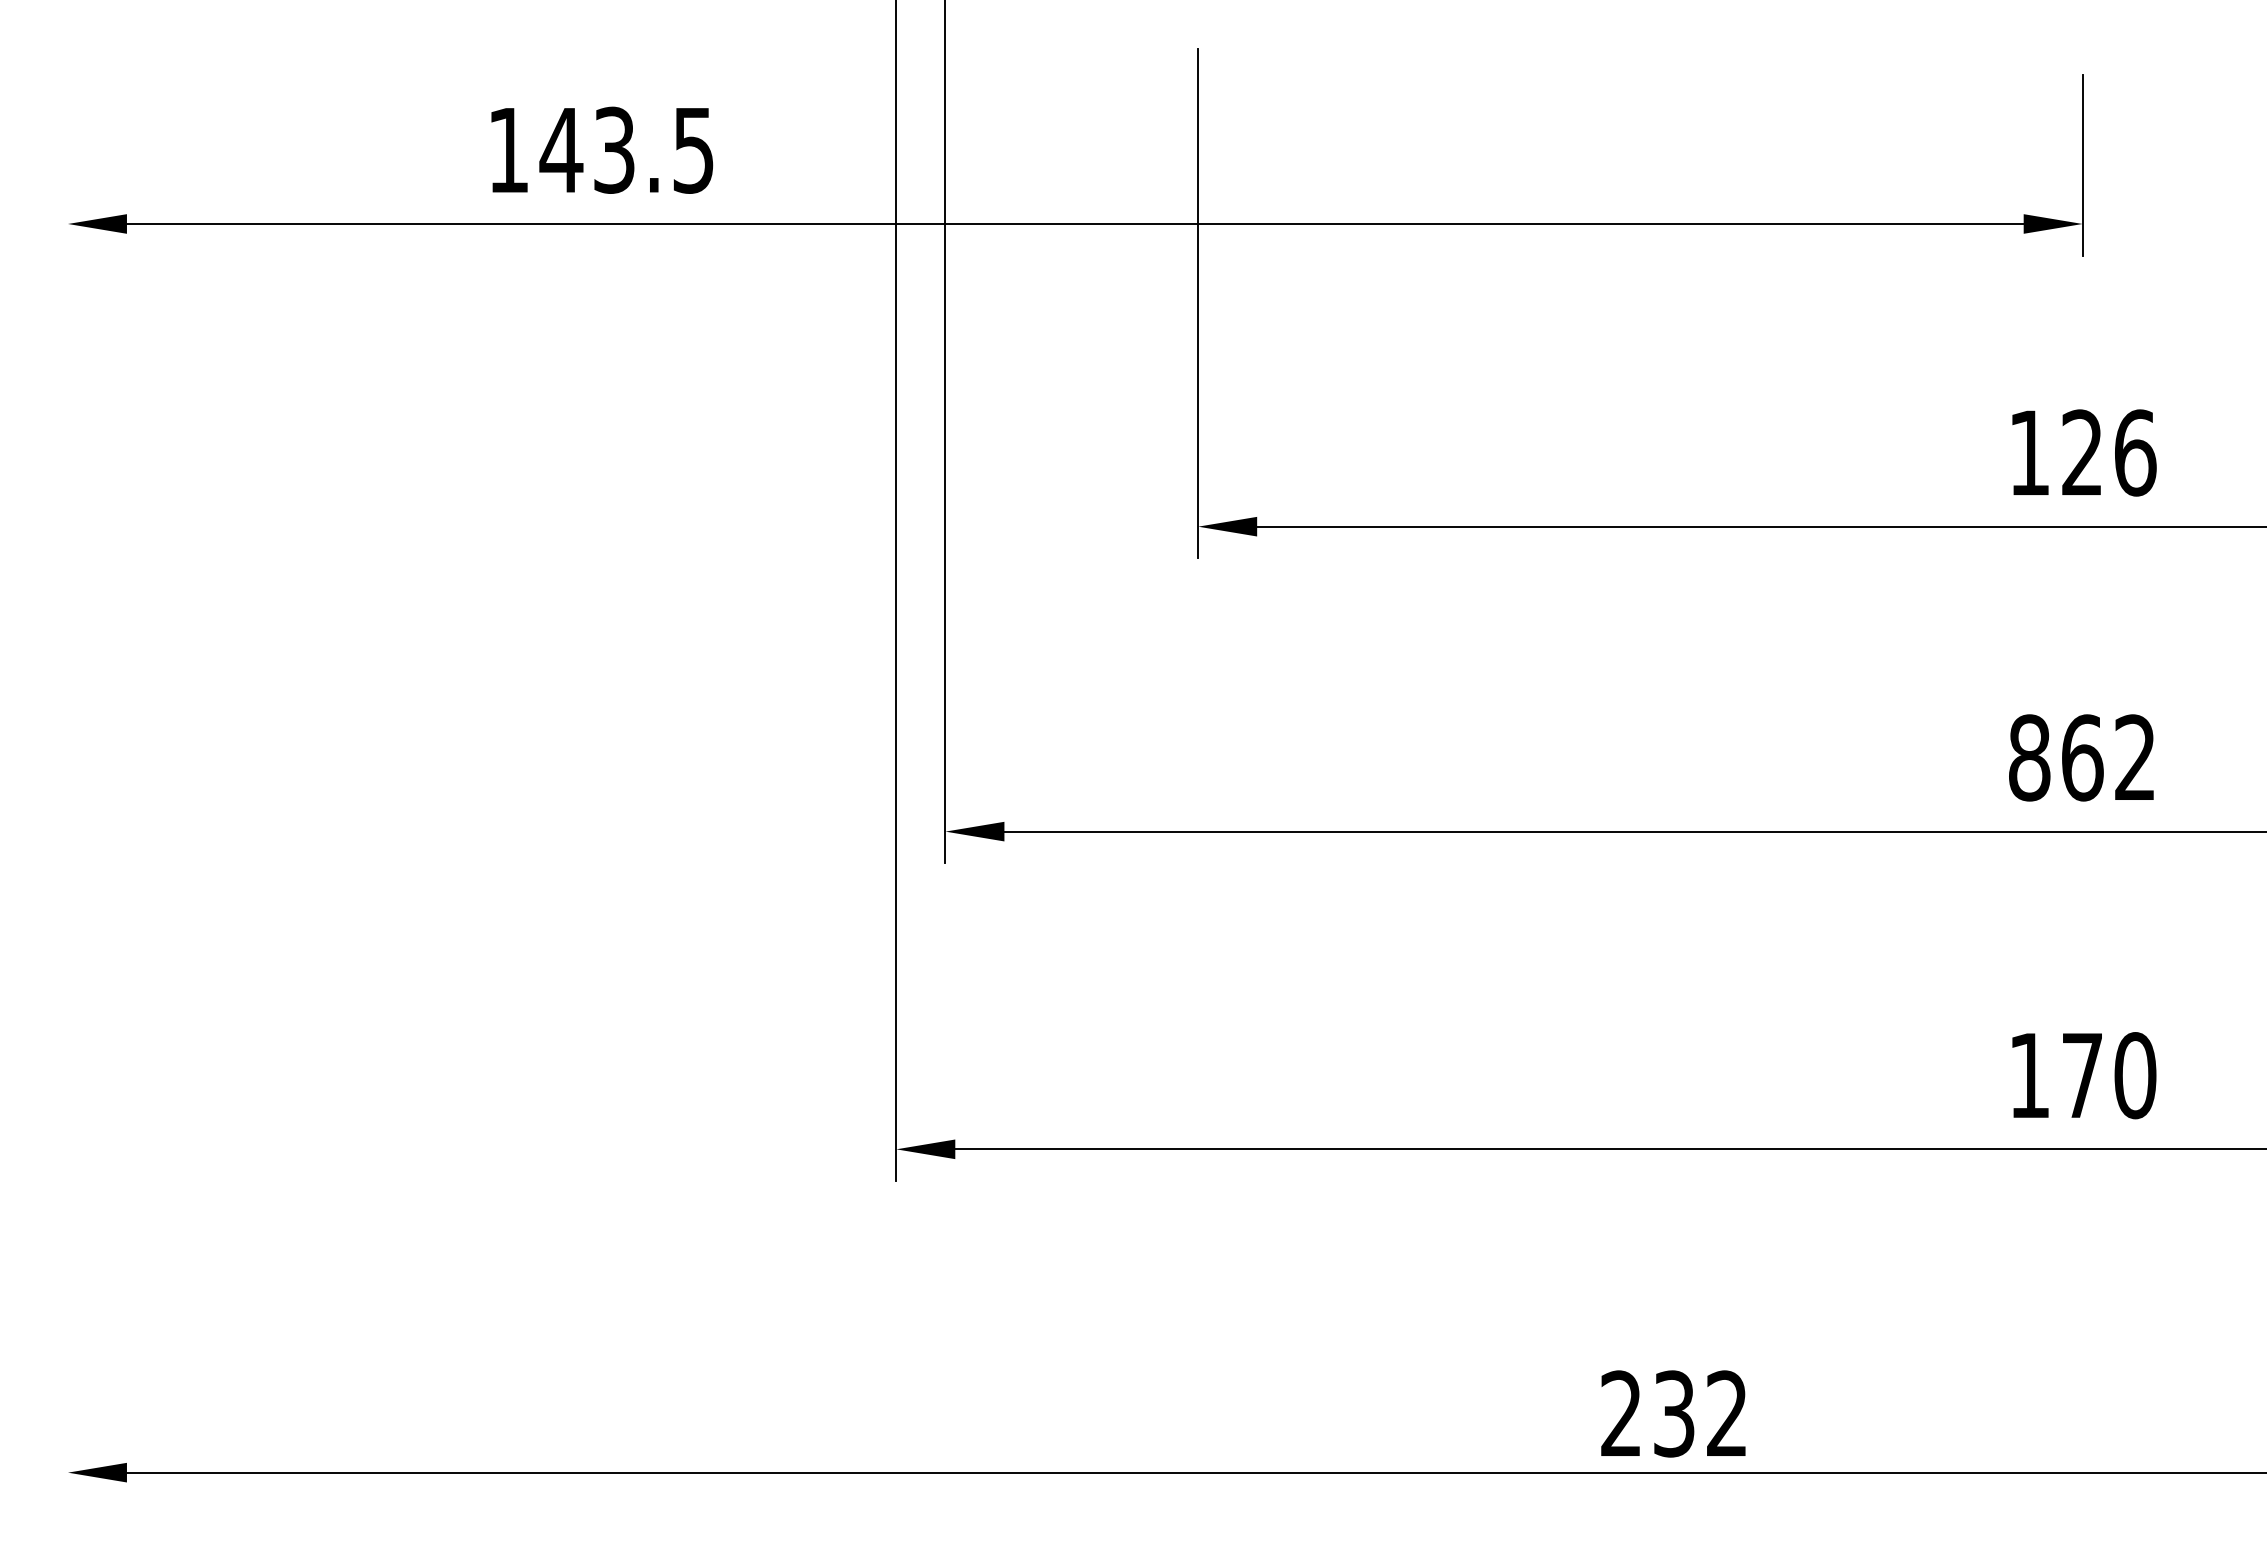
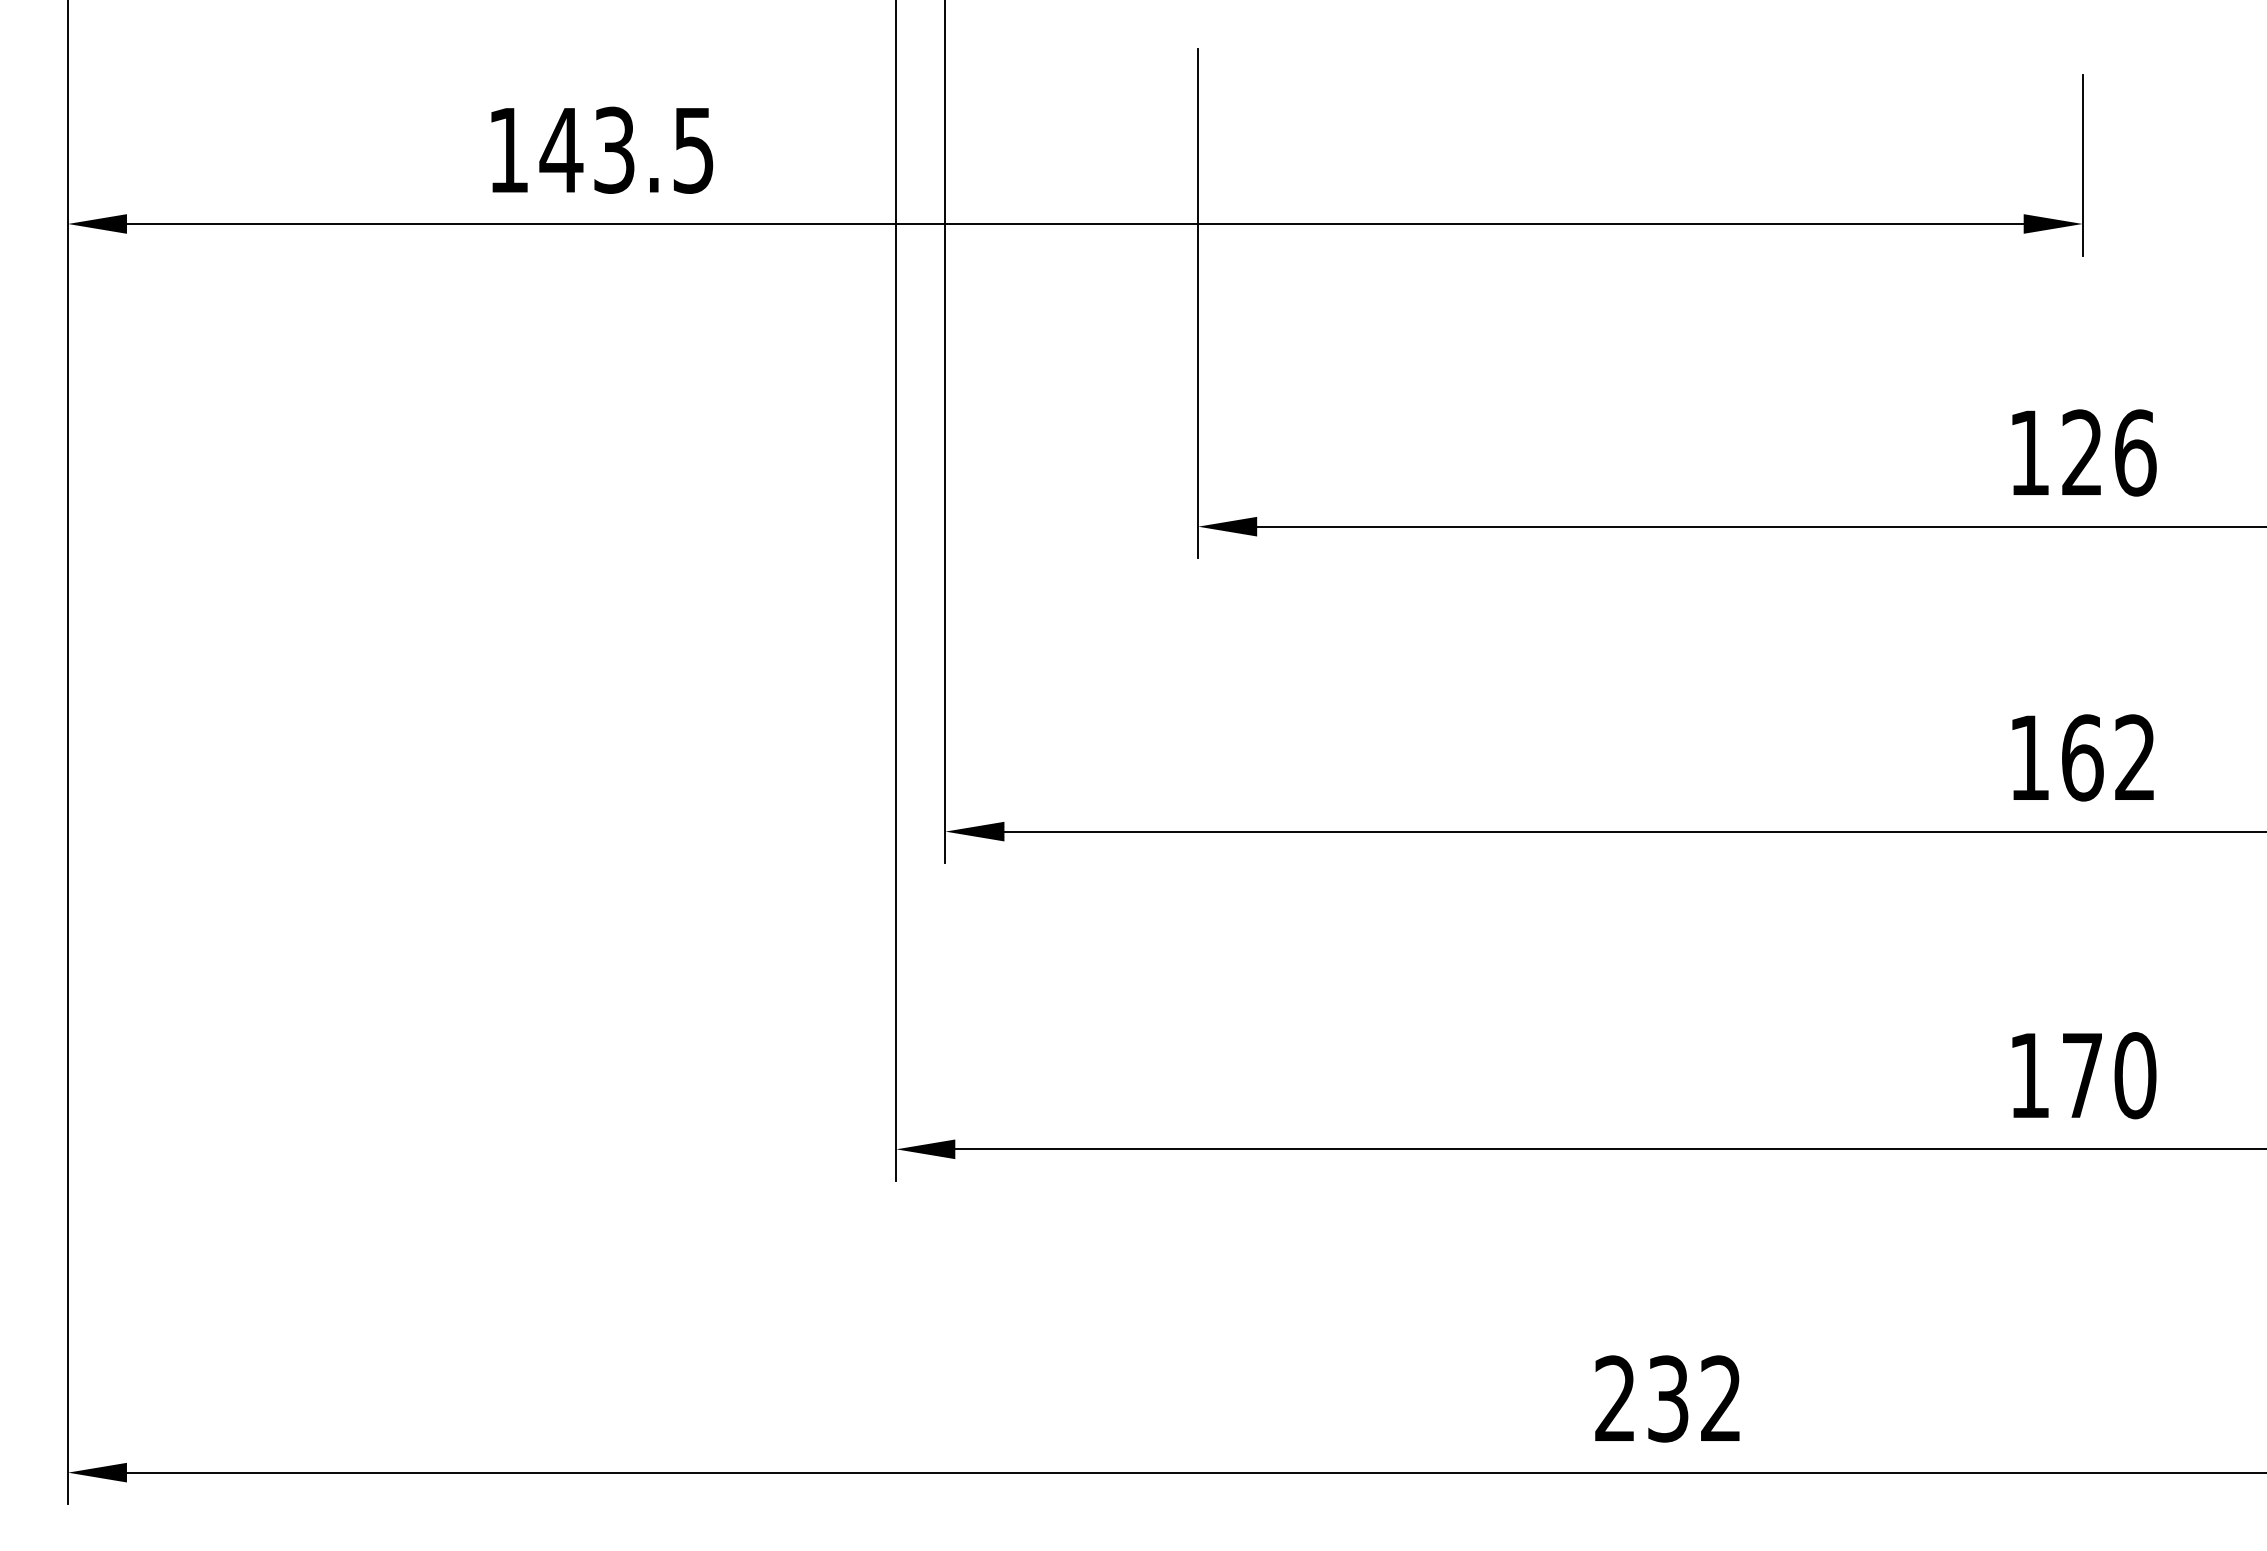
line: none -> present (68, 753)
text: 862 -> 162 (2029, 757)
text position: (1673, 1413) -> (1667, 1398) (1667, 1398)
